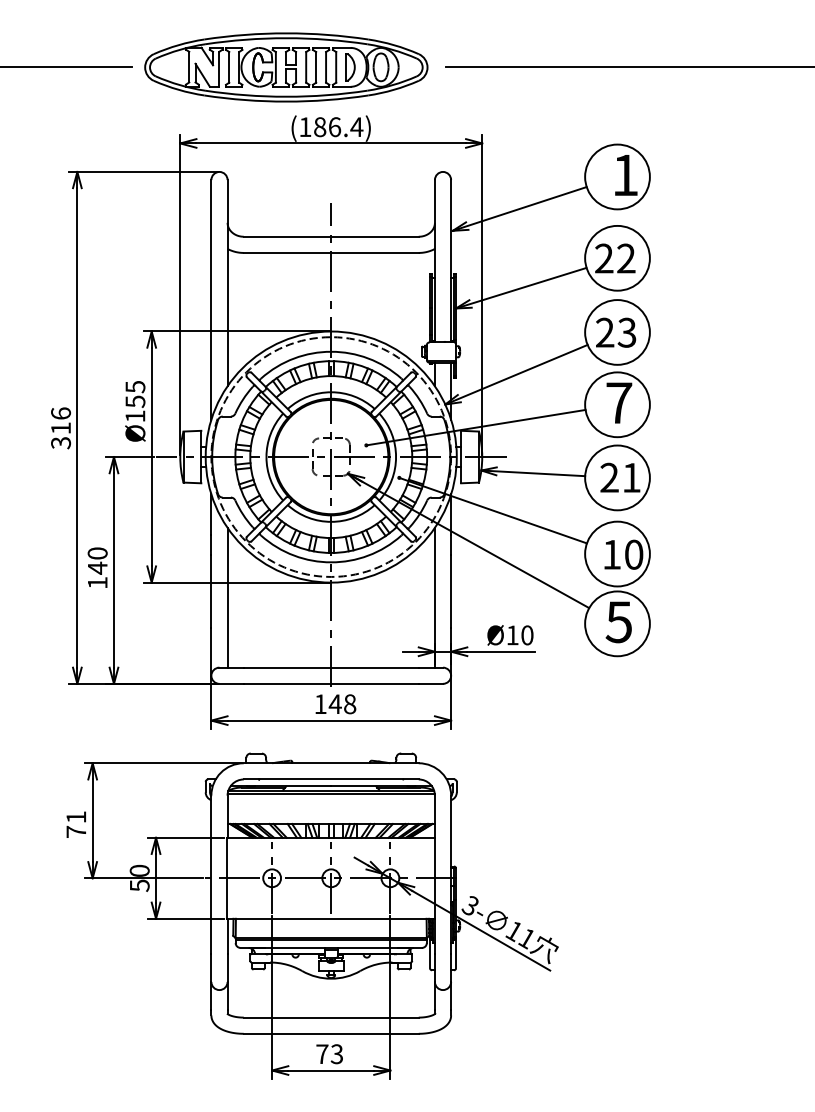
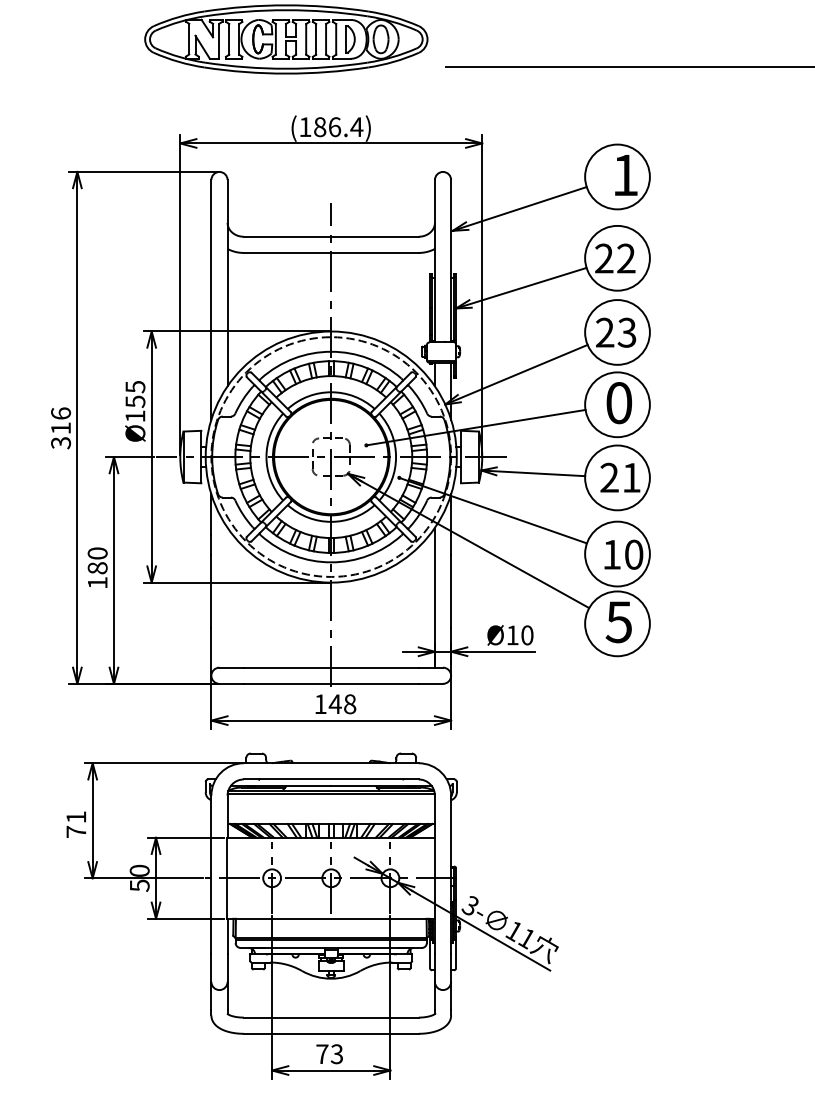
line: present -> none (66, 66)
part position: (286, 67) -> (286, 39) (286, 39)
text: 7 -> 0 (619, 403)
text: 140 -> 180 (97, 567)
line: present -> none (227, 597)
